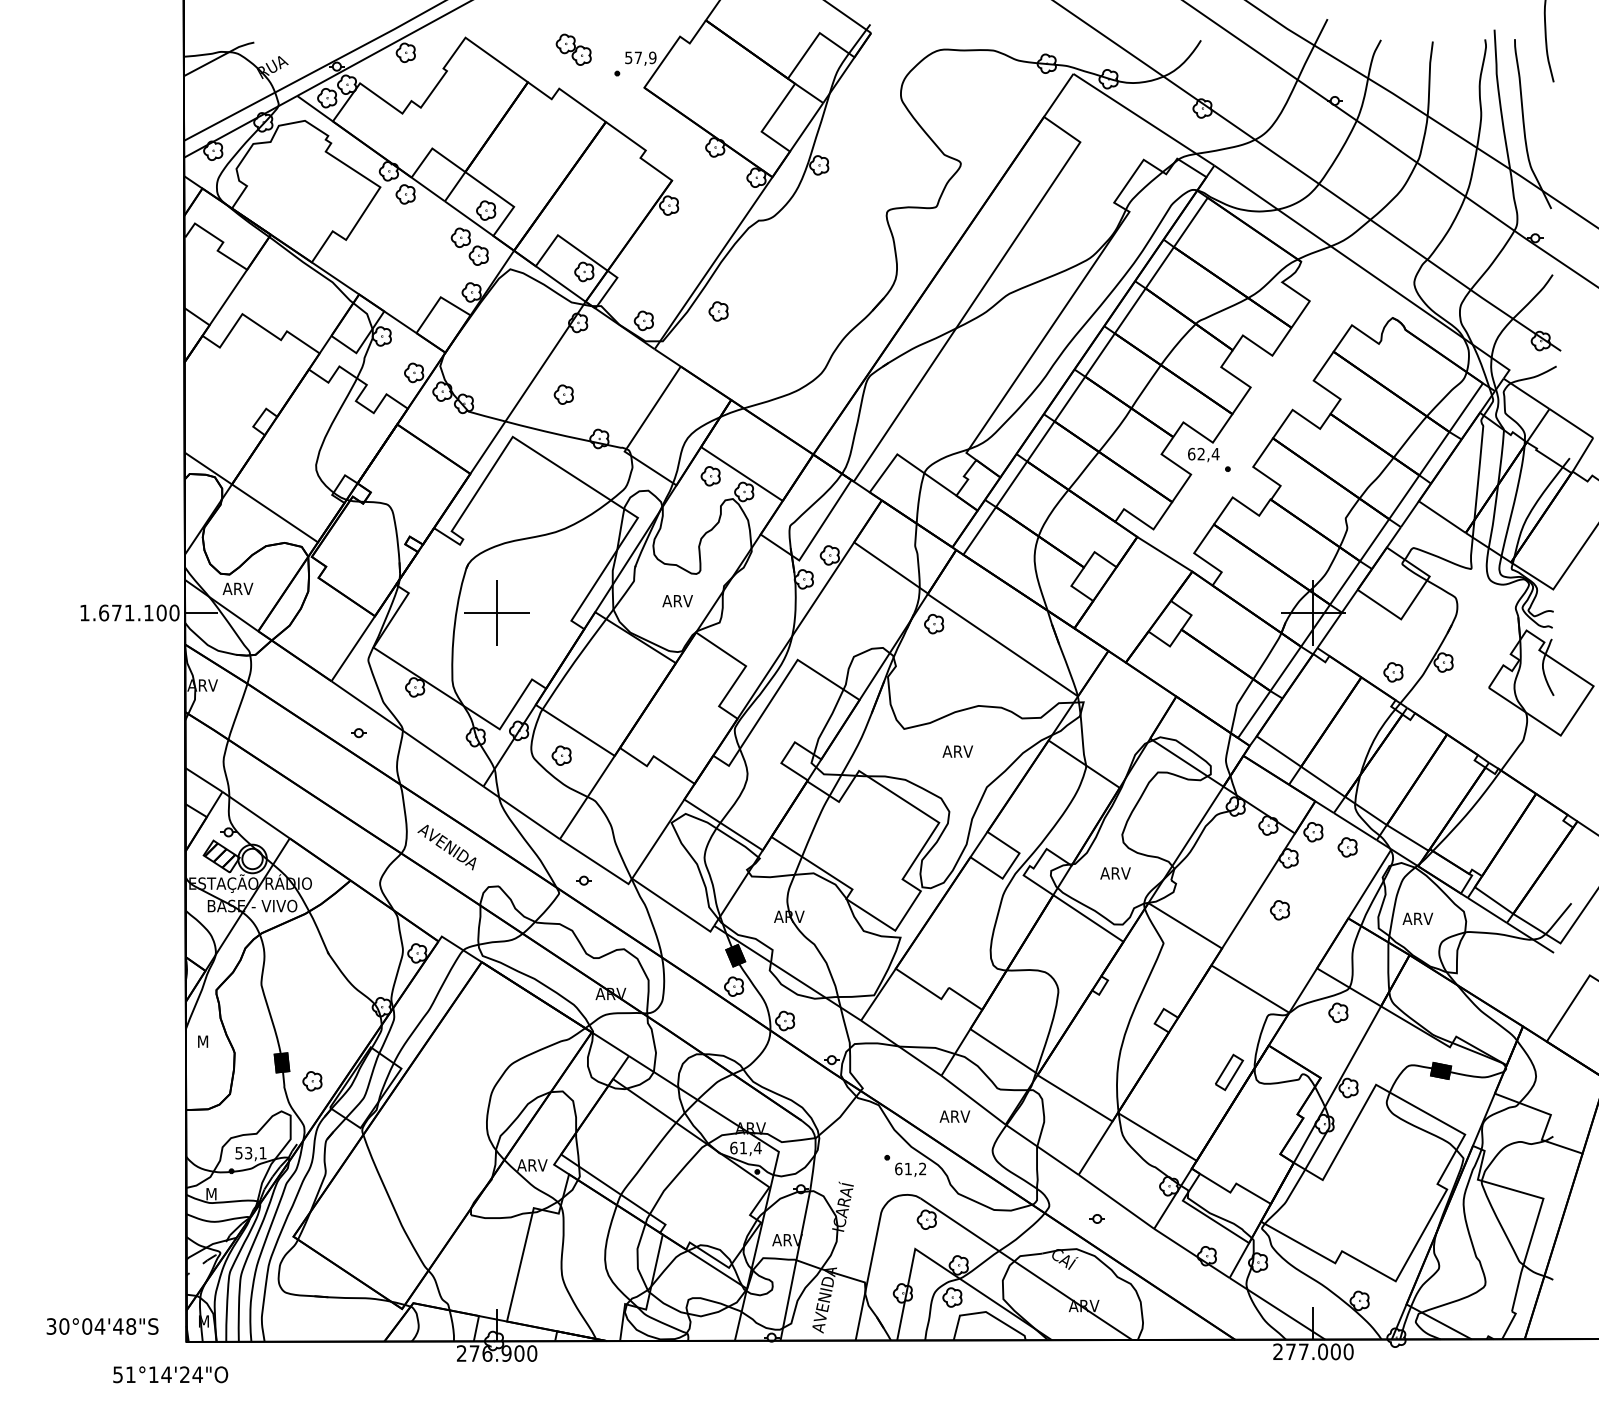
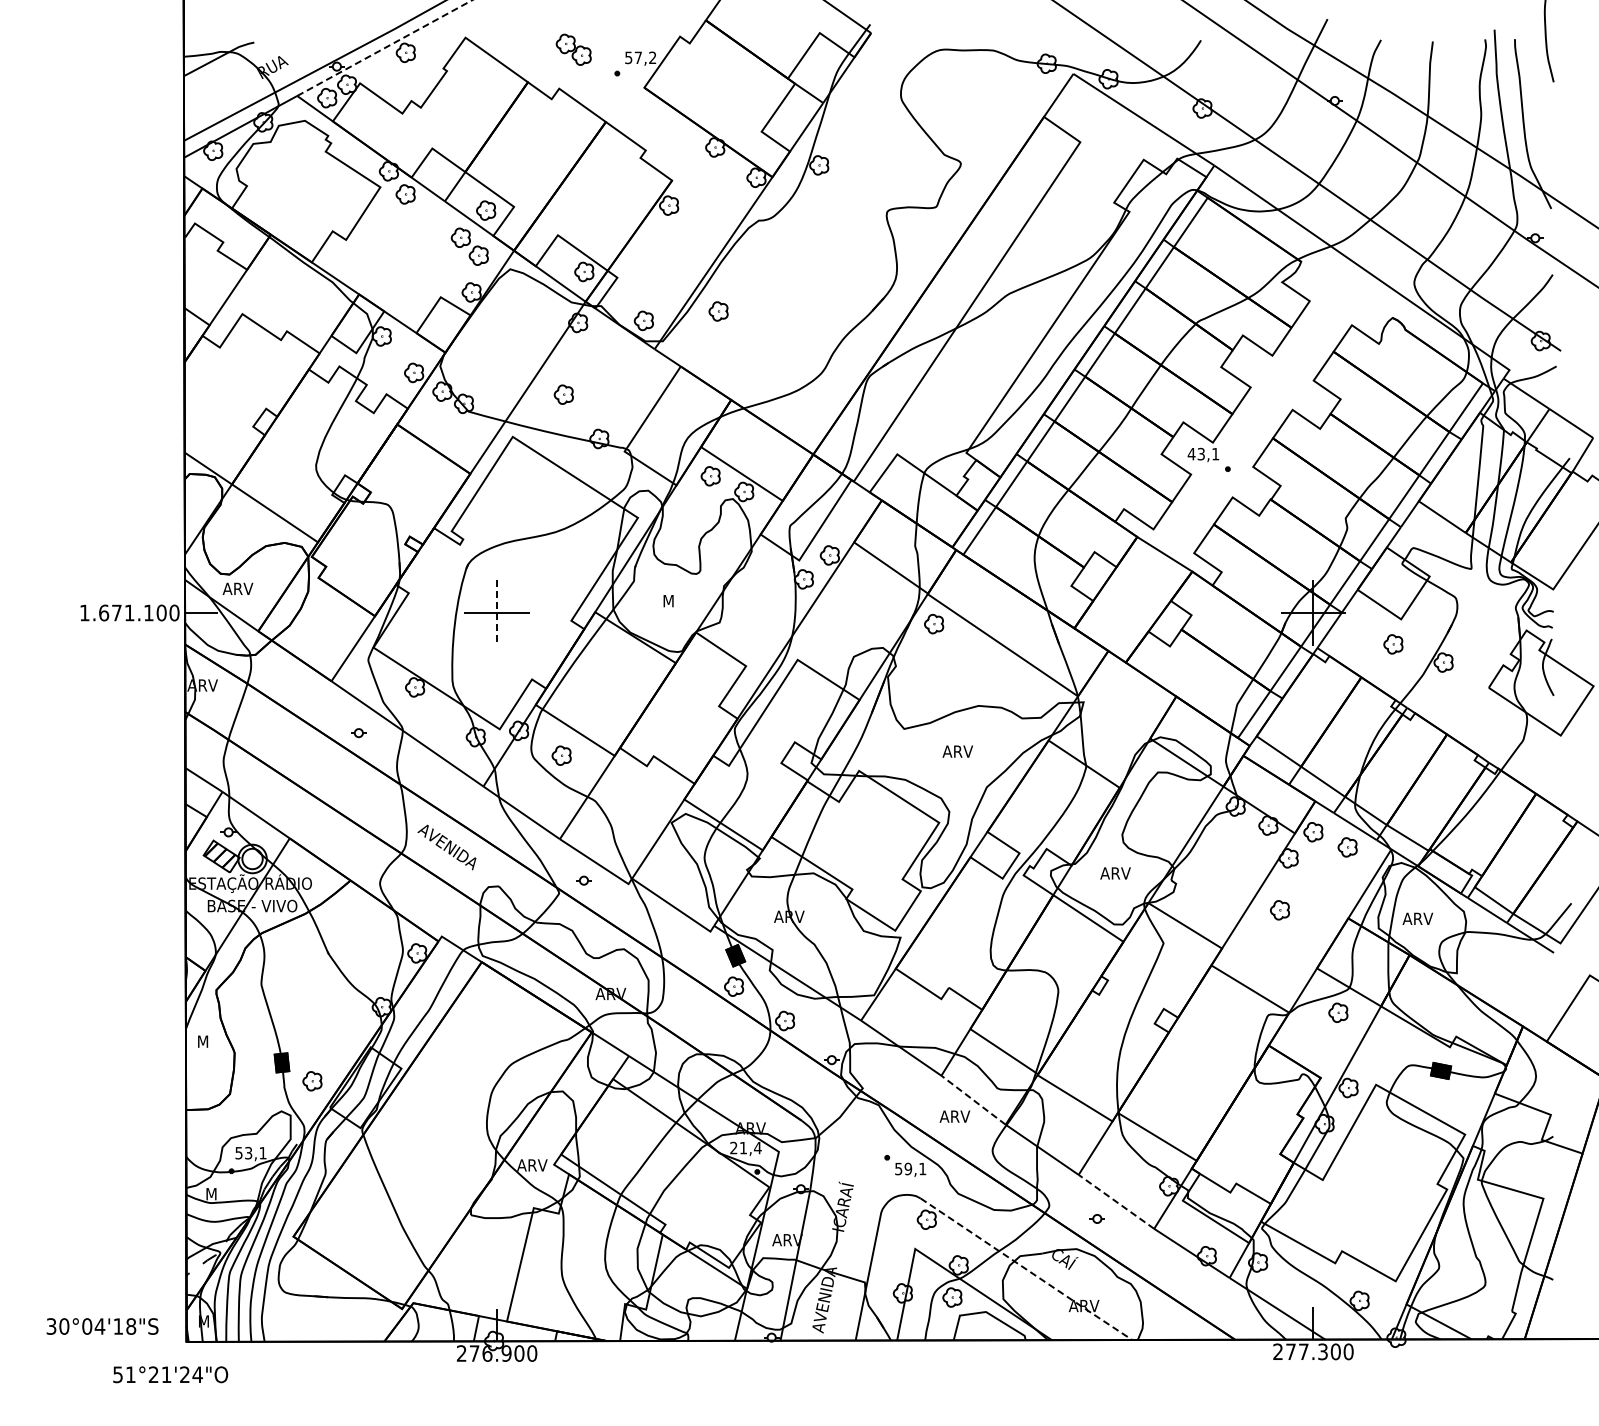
line: solid -> dashed (384, 48)
text: 57,9 -> 57,2 (652, 57)
text: 62,4 -> 43,1 (1203, 453)
text: ARV -> M (677, 601)
line: solid -> dashed (497, 613)
part position: (1393, 672) -> (1393, 644) (1393, 644)
part: present -> none (1229, 1072)
line: solid -> dashed (973, 1099)
text: 61,4 -> 21,4 (733, 1147)
text: 61,2 -> 59,1 (910, 1168)
line: solid -> dashed (1116, 1201)
line: solid -> dashed (1027, 1270)
text: 30°04'48"S -> 30°04'18"S (118, 1326)
text: 277.000 -> 277.300 (1323, 1351)
text: 51°14'24"O -> 51°21'24"O (159, 1374)
